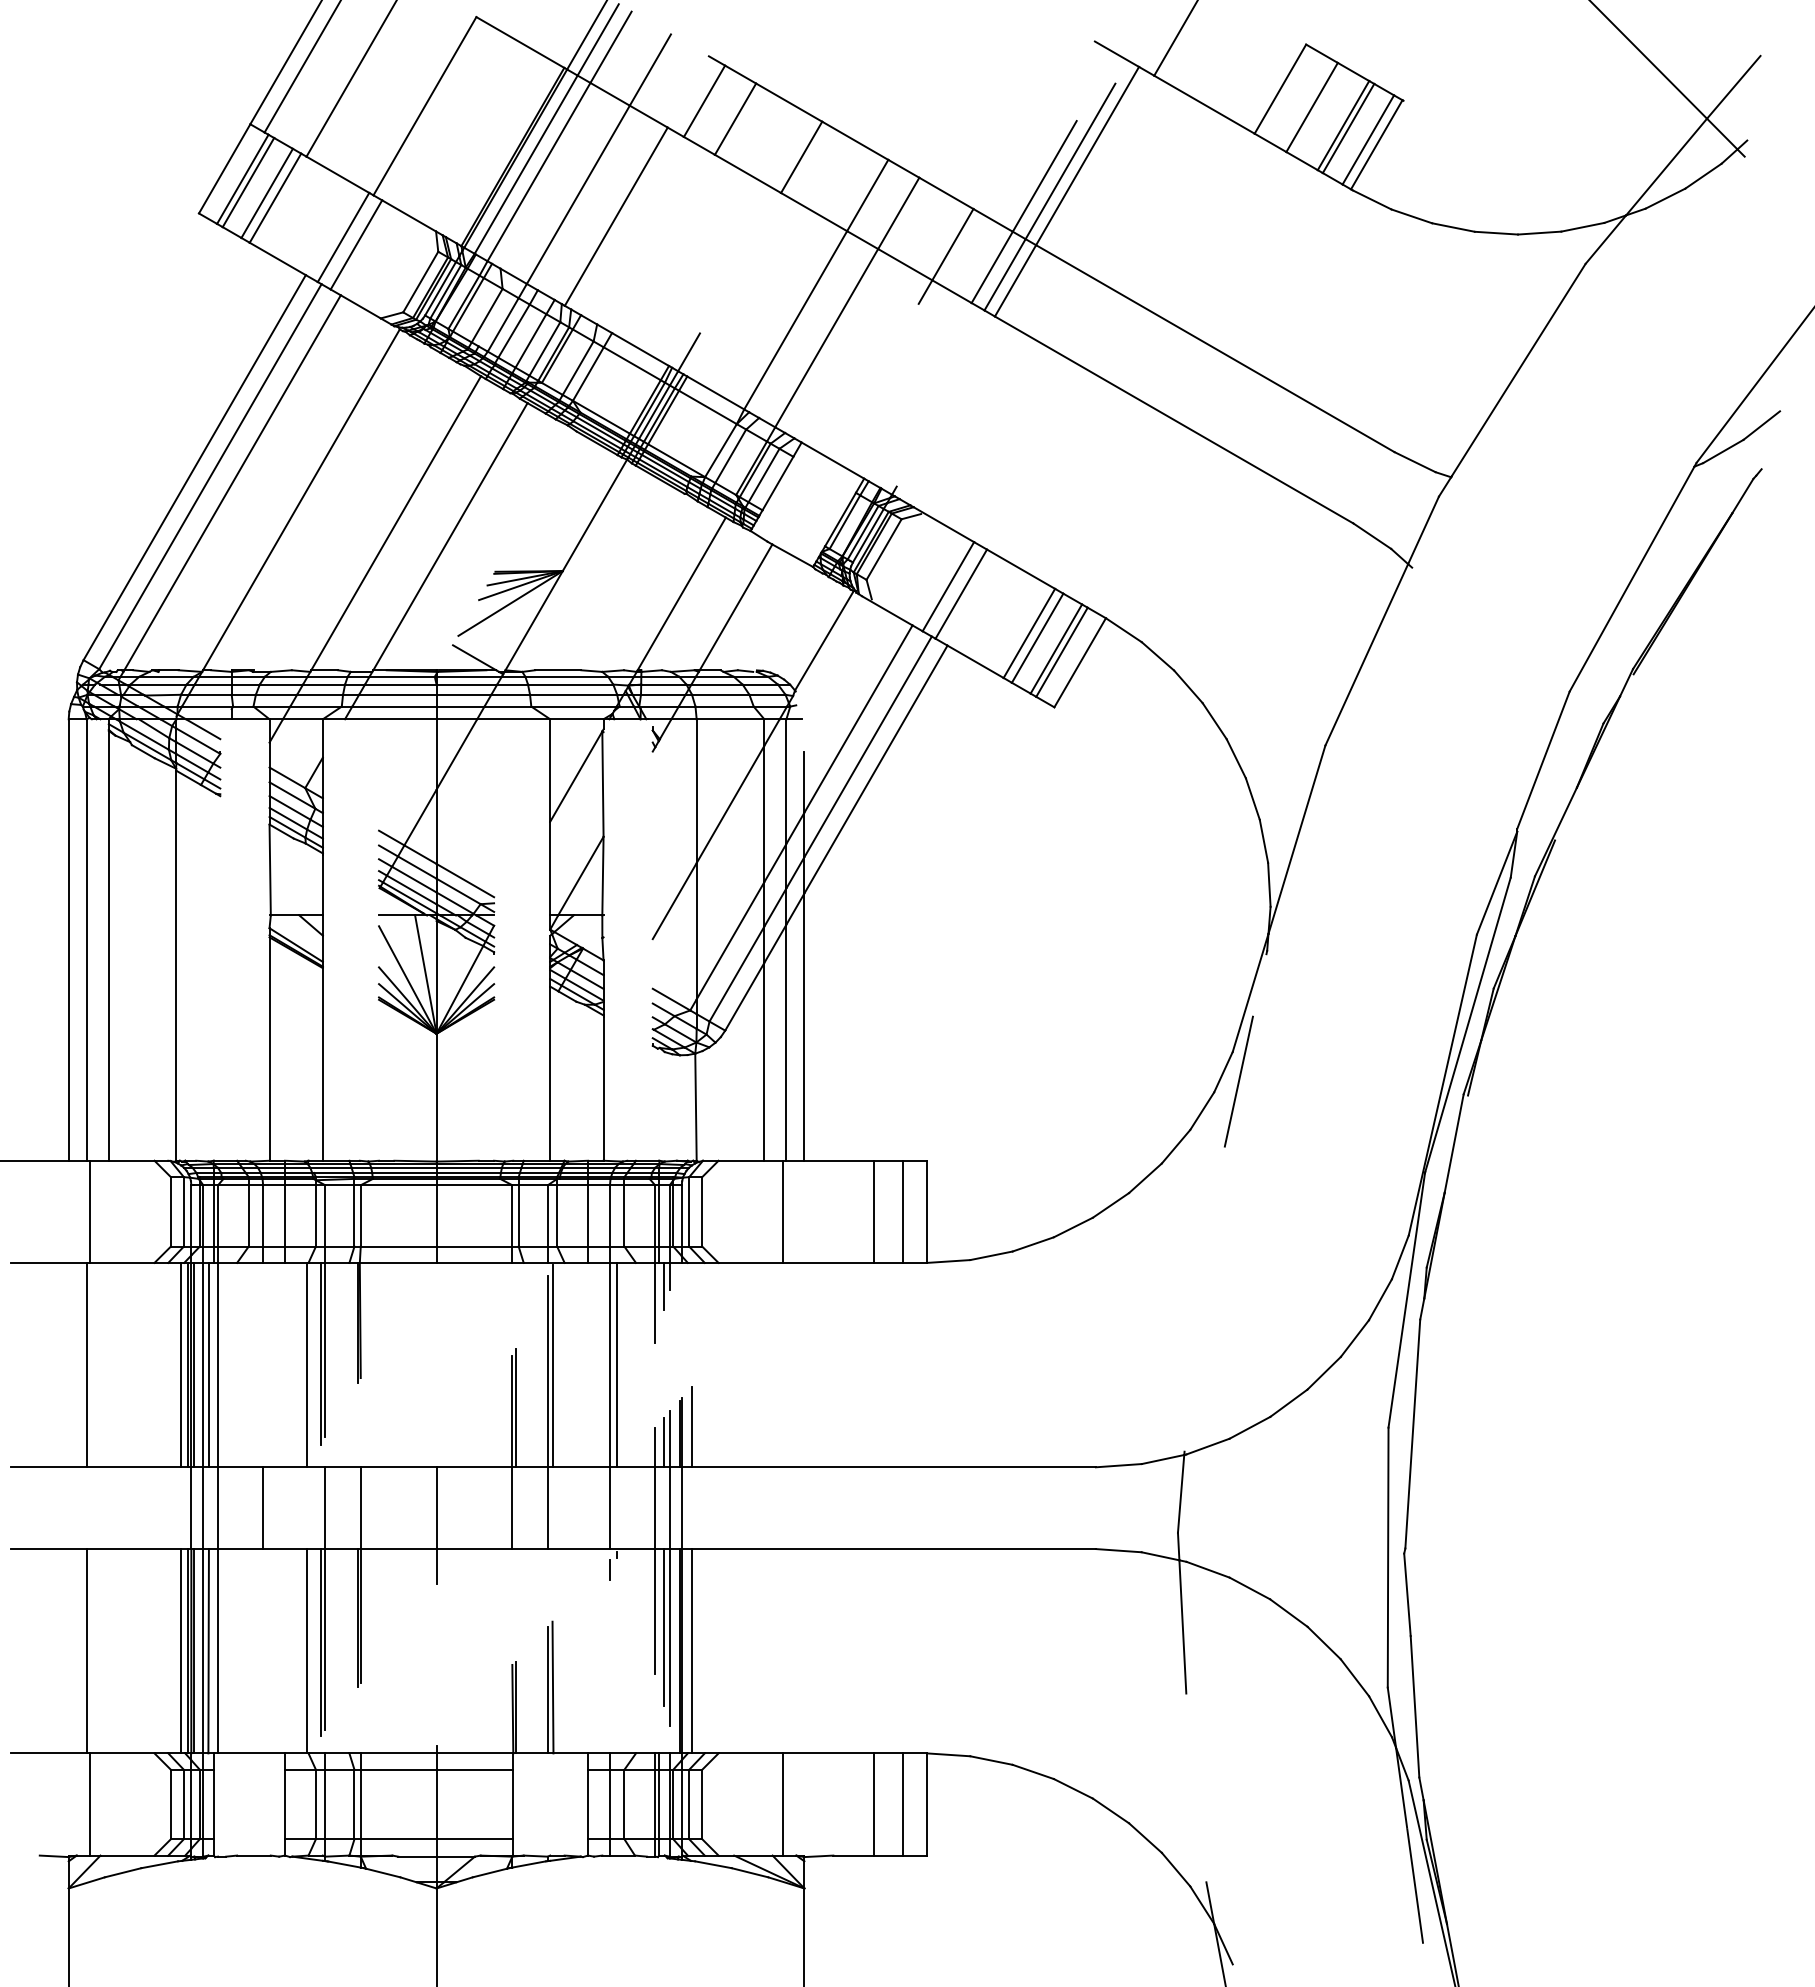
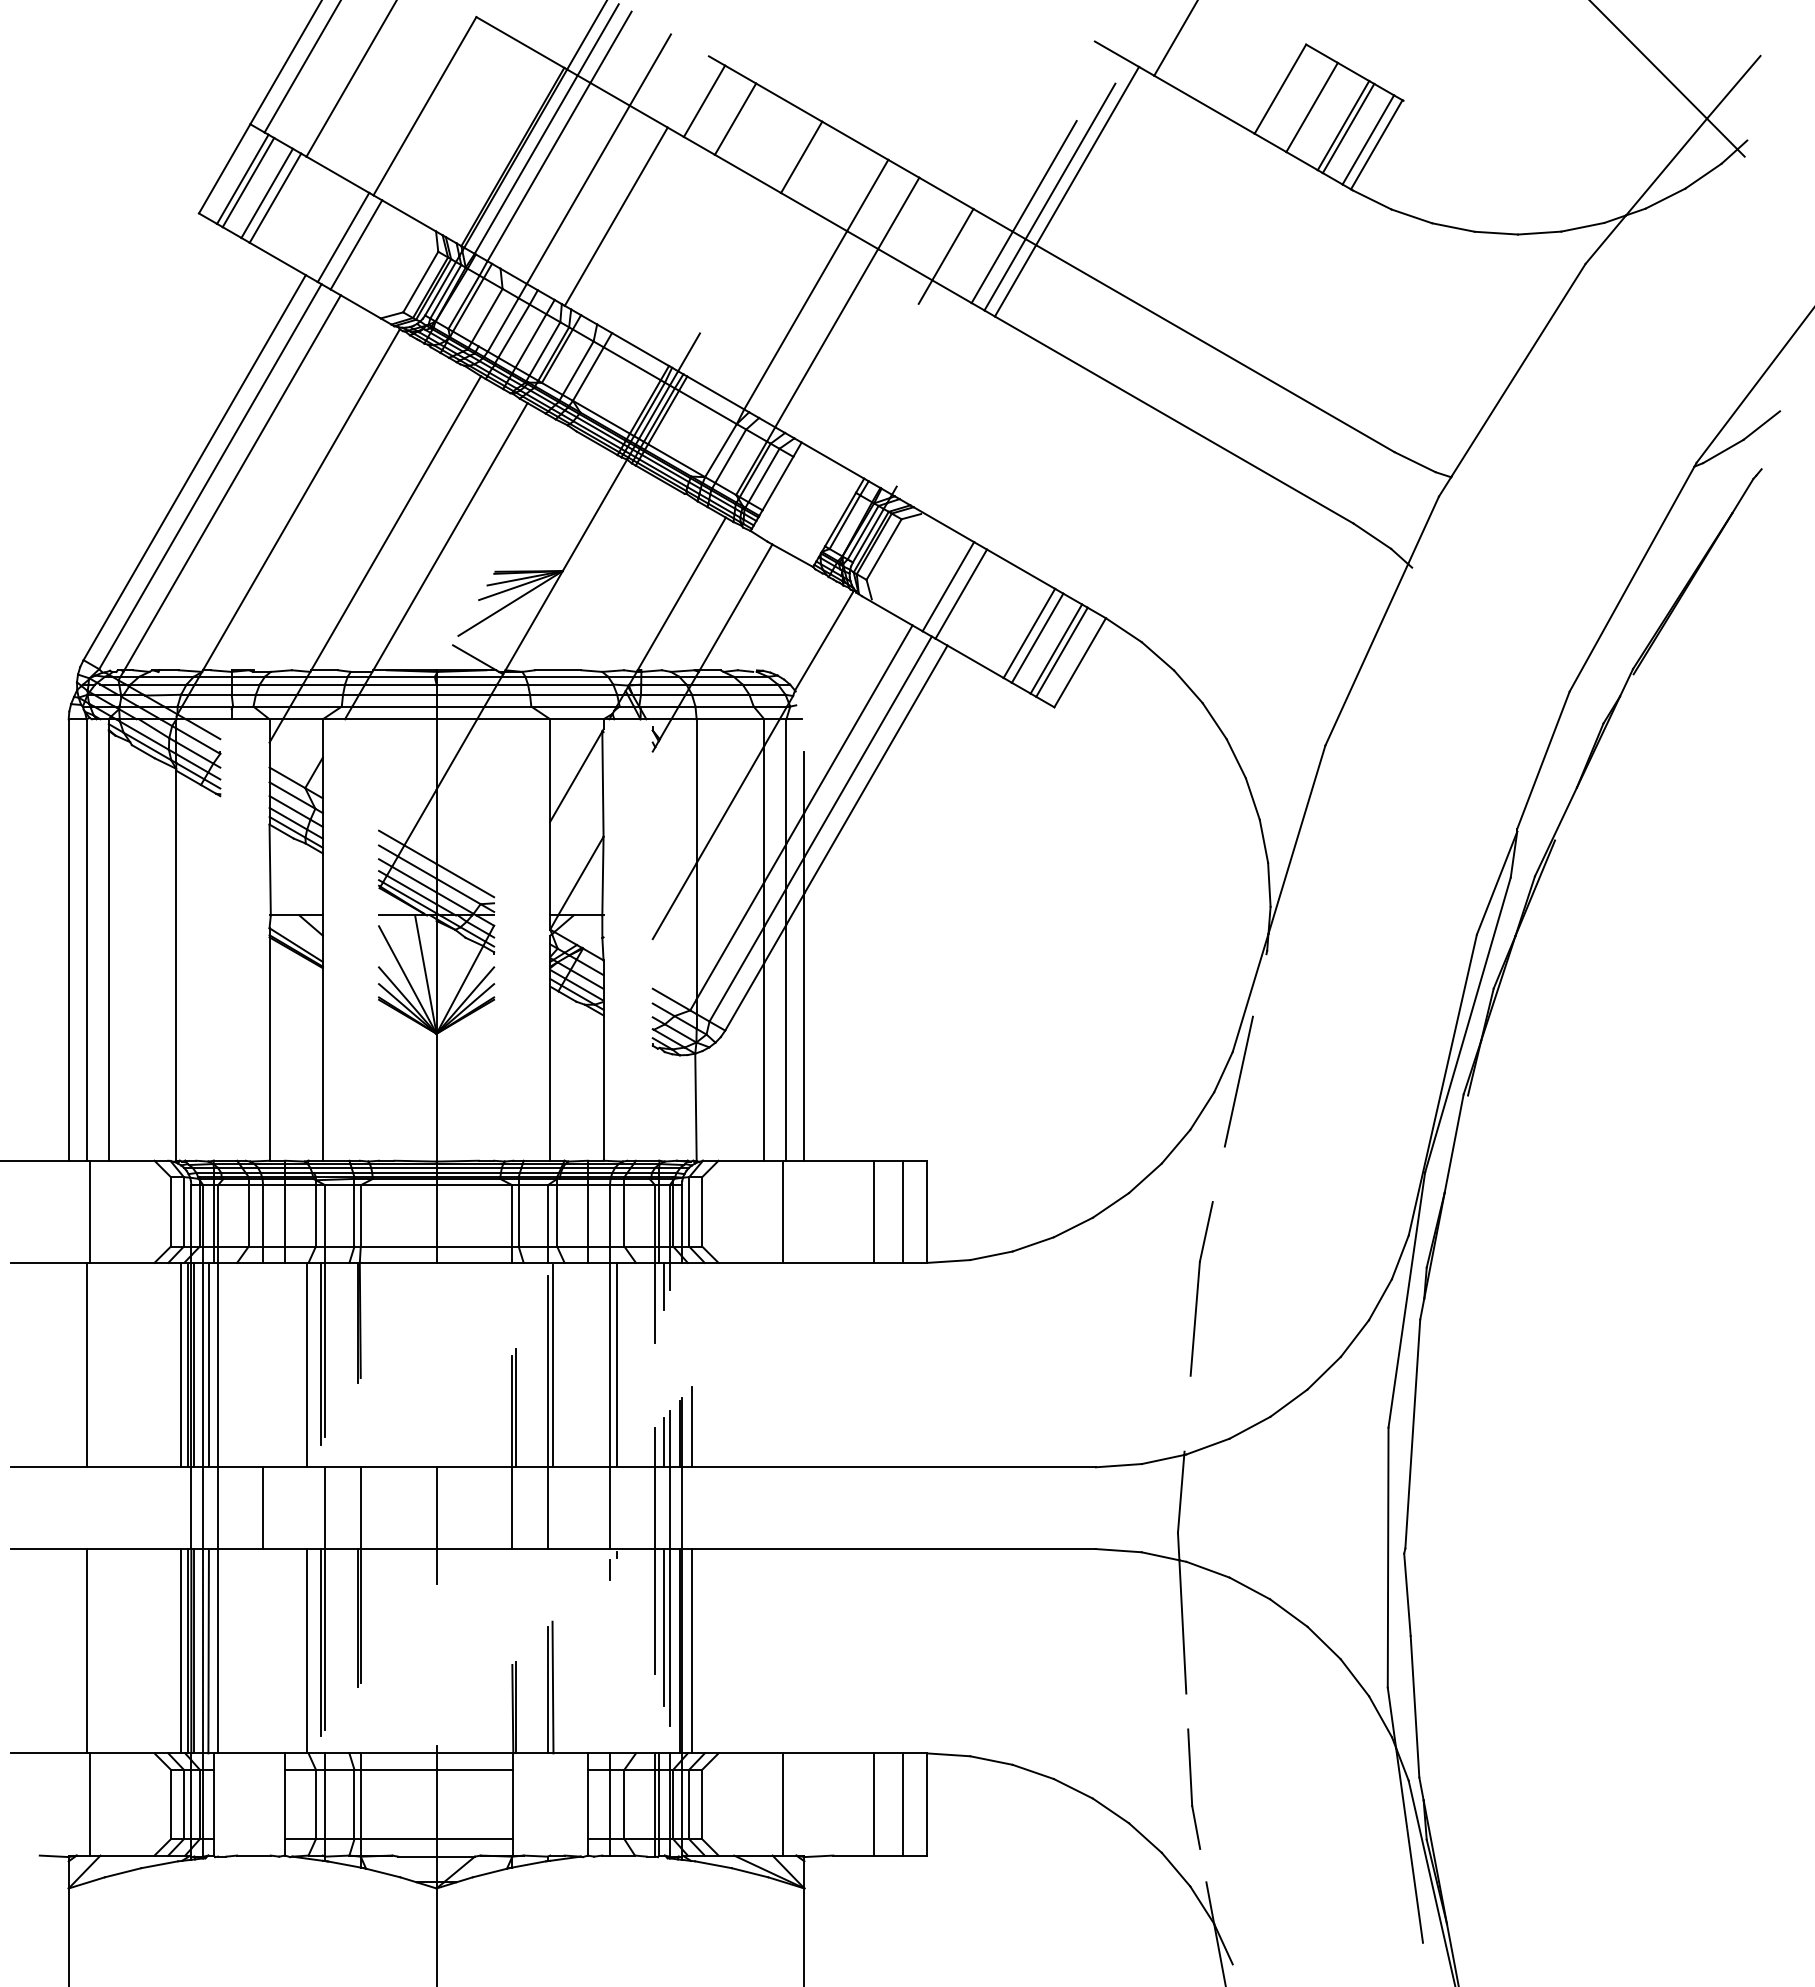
part: none -> present (1201, 1288)
part: none -> present (1194, 1788)
